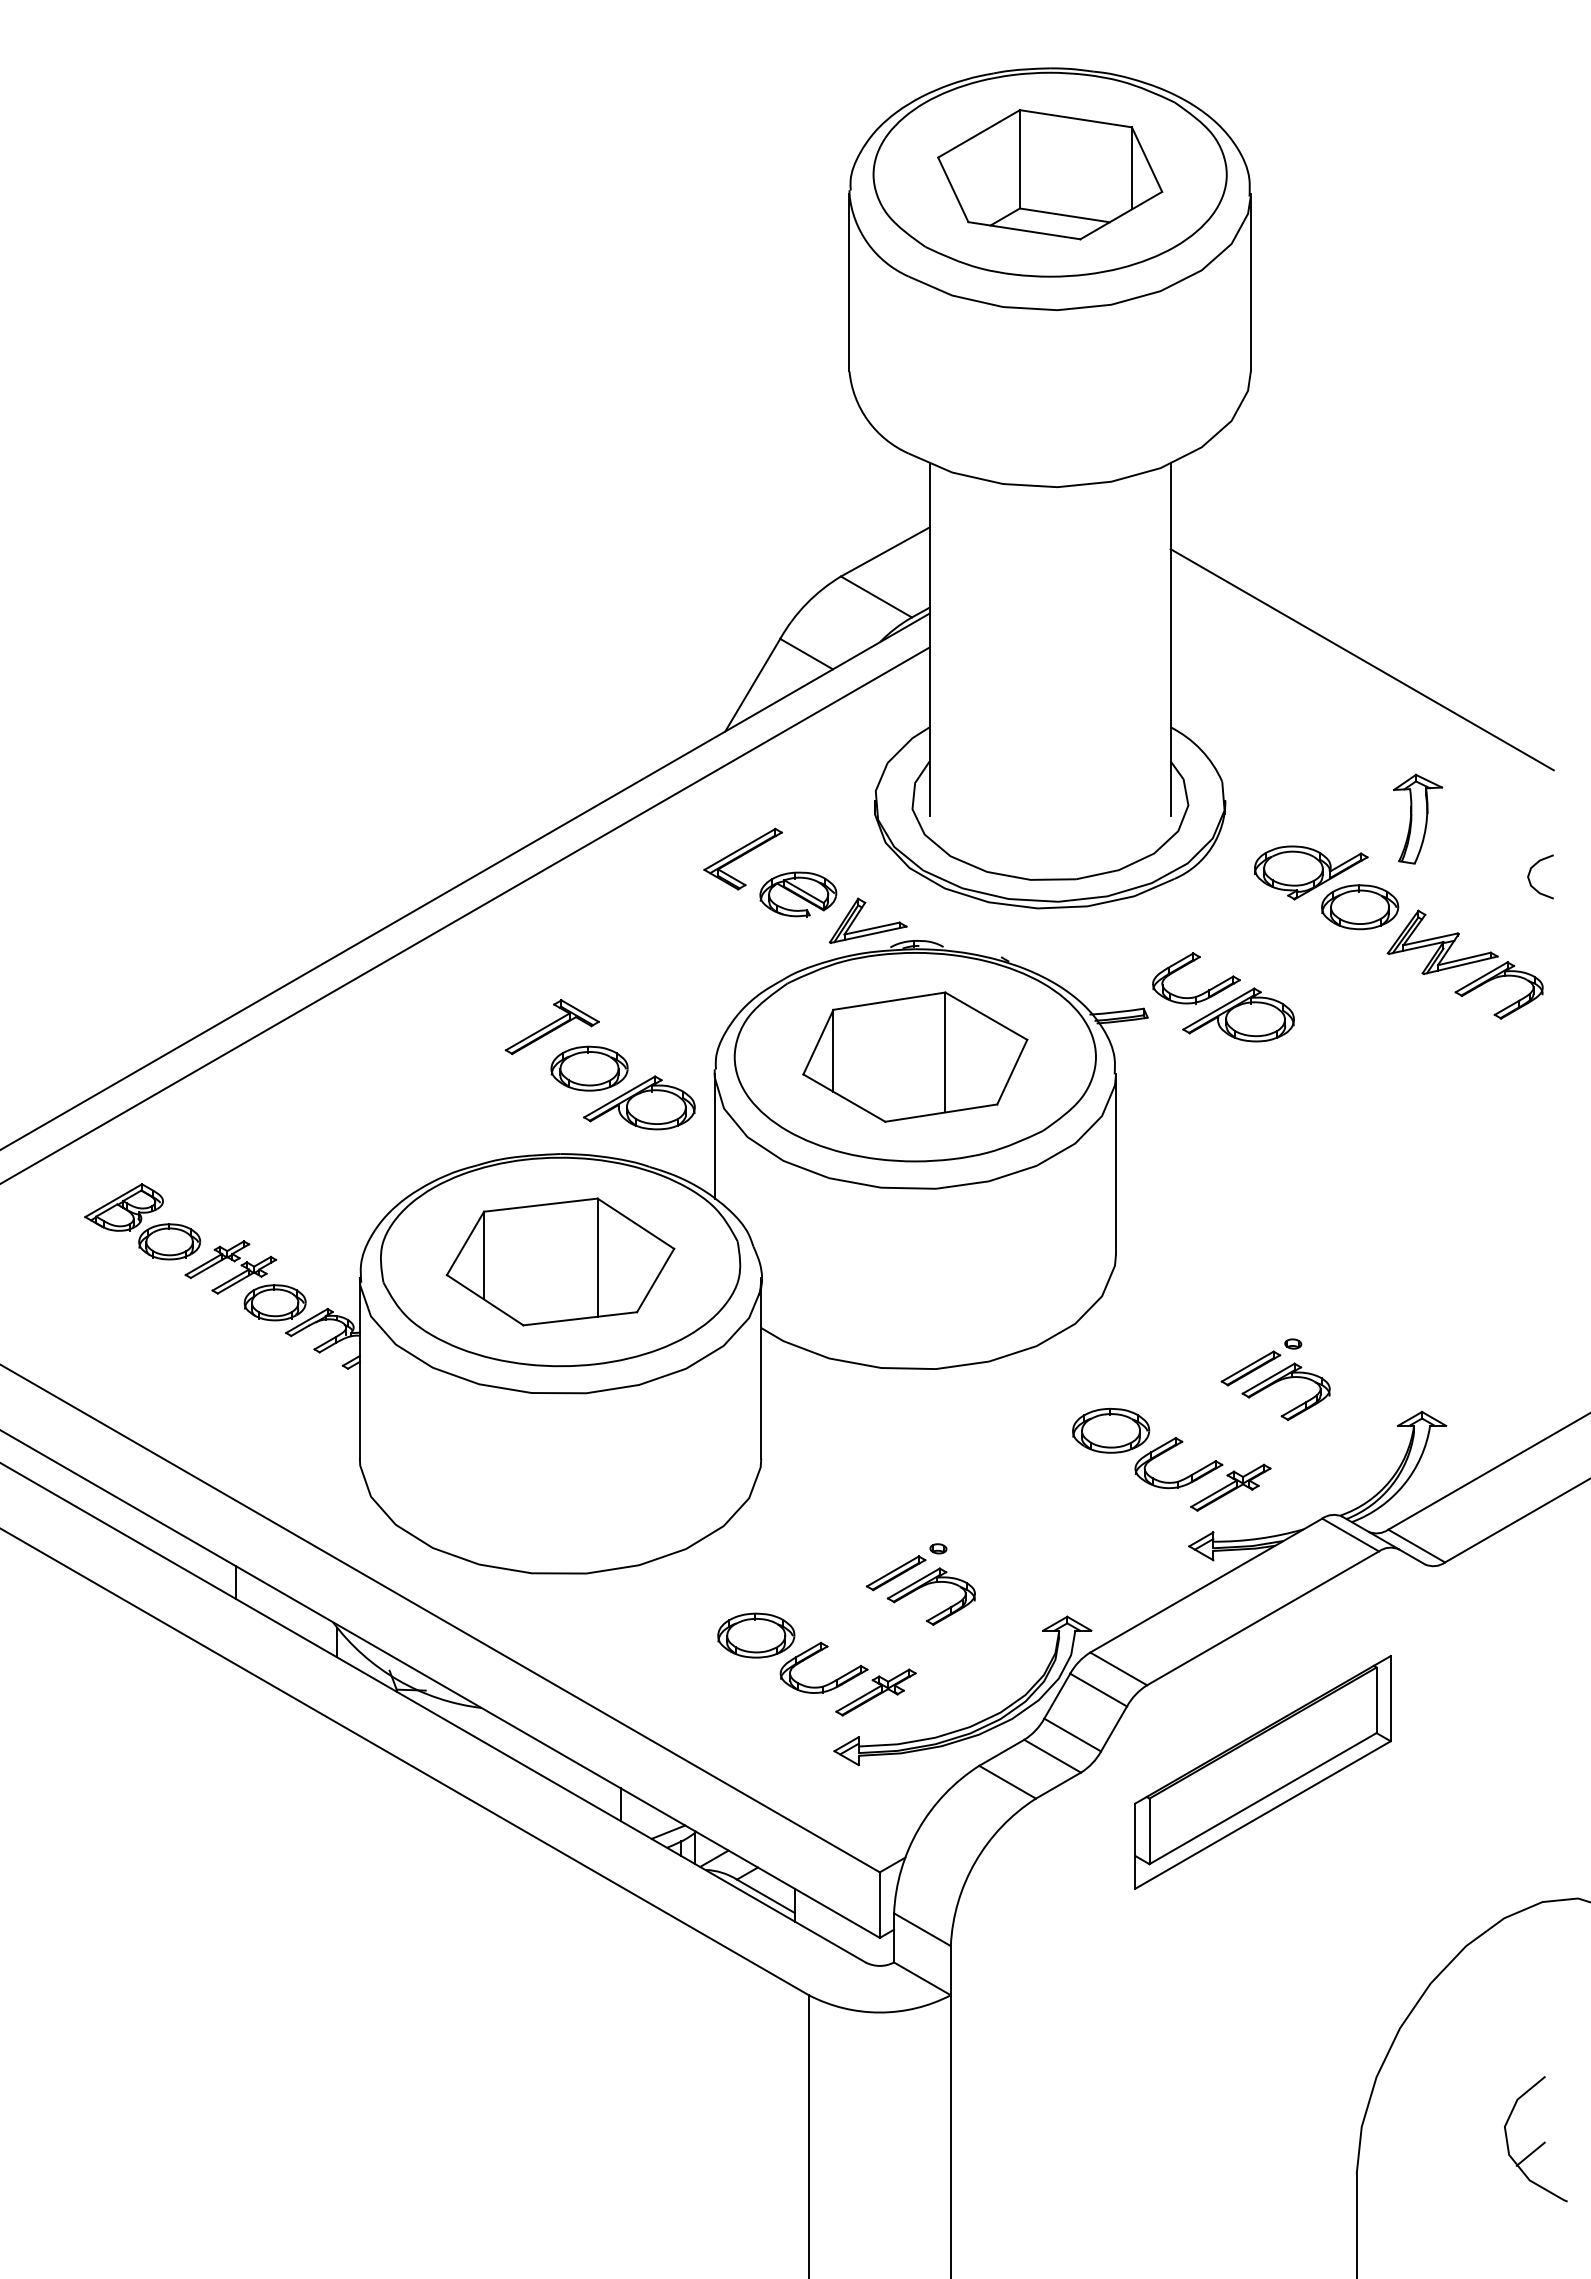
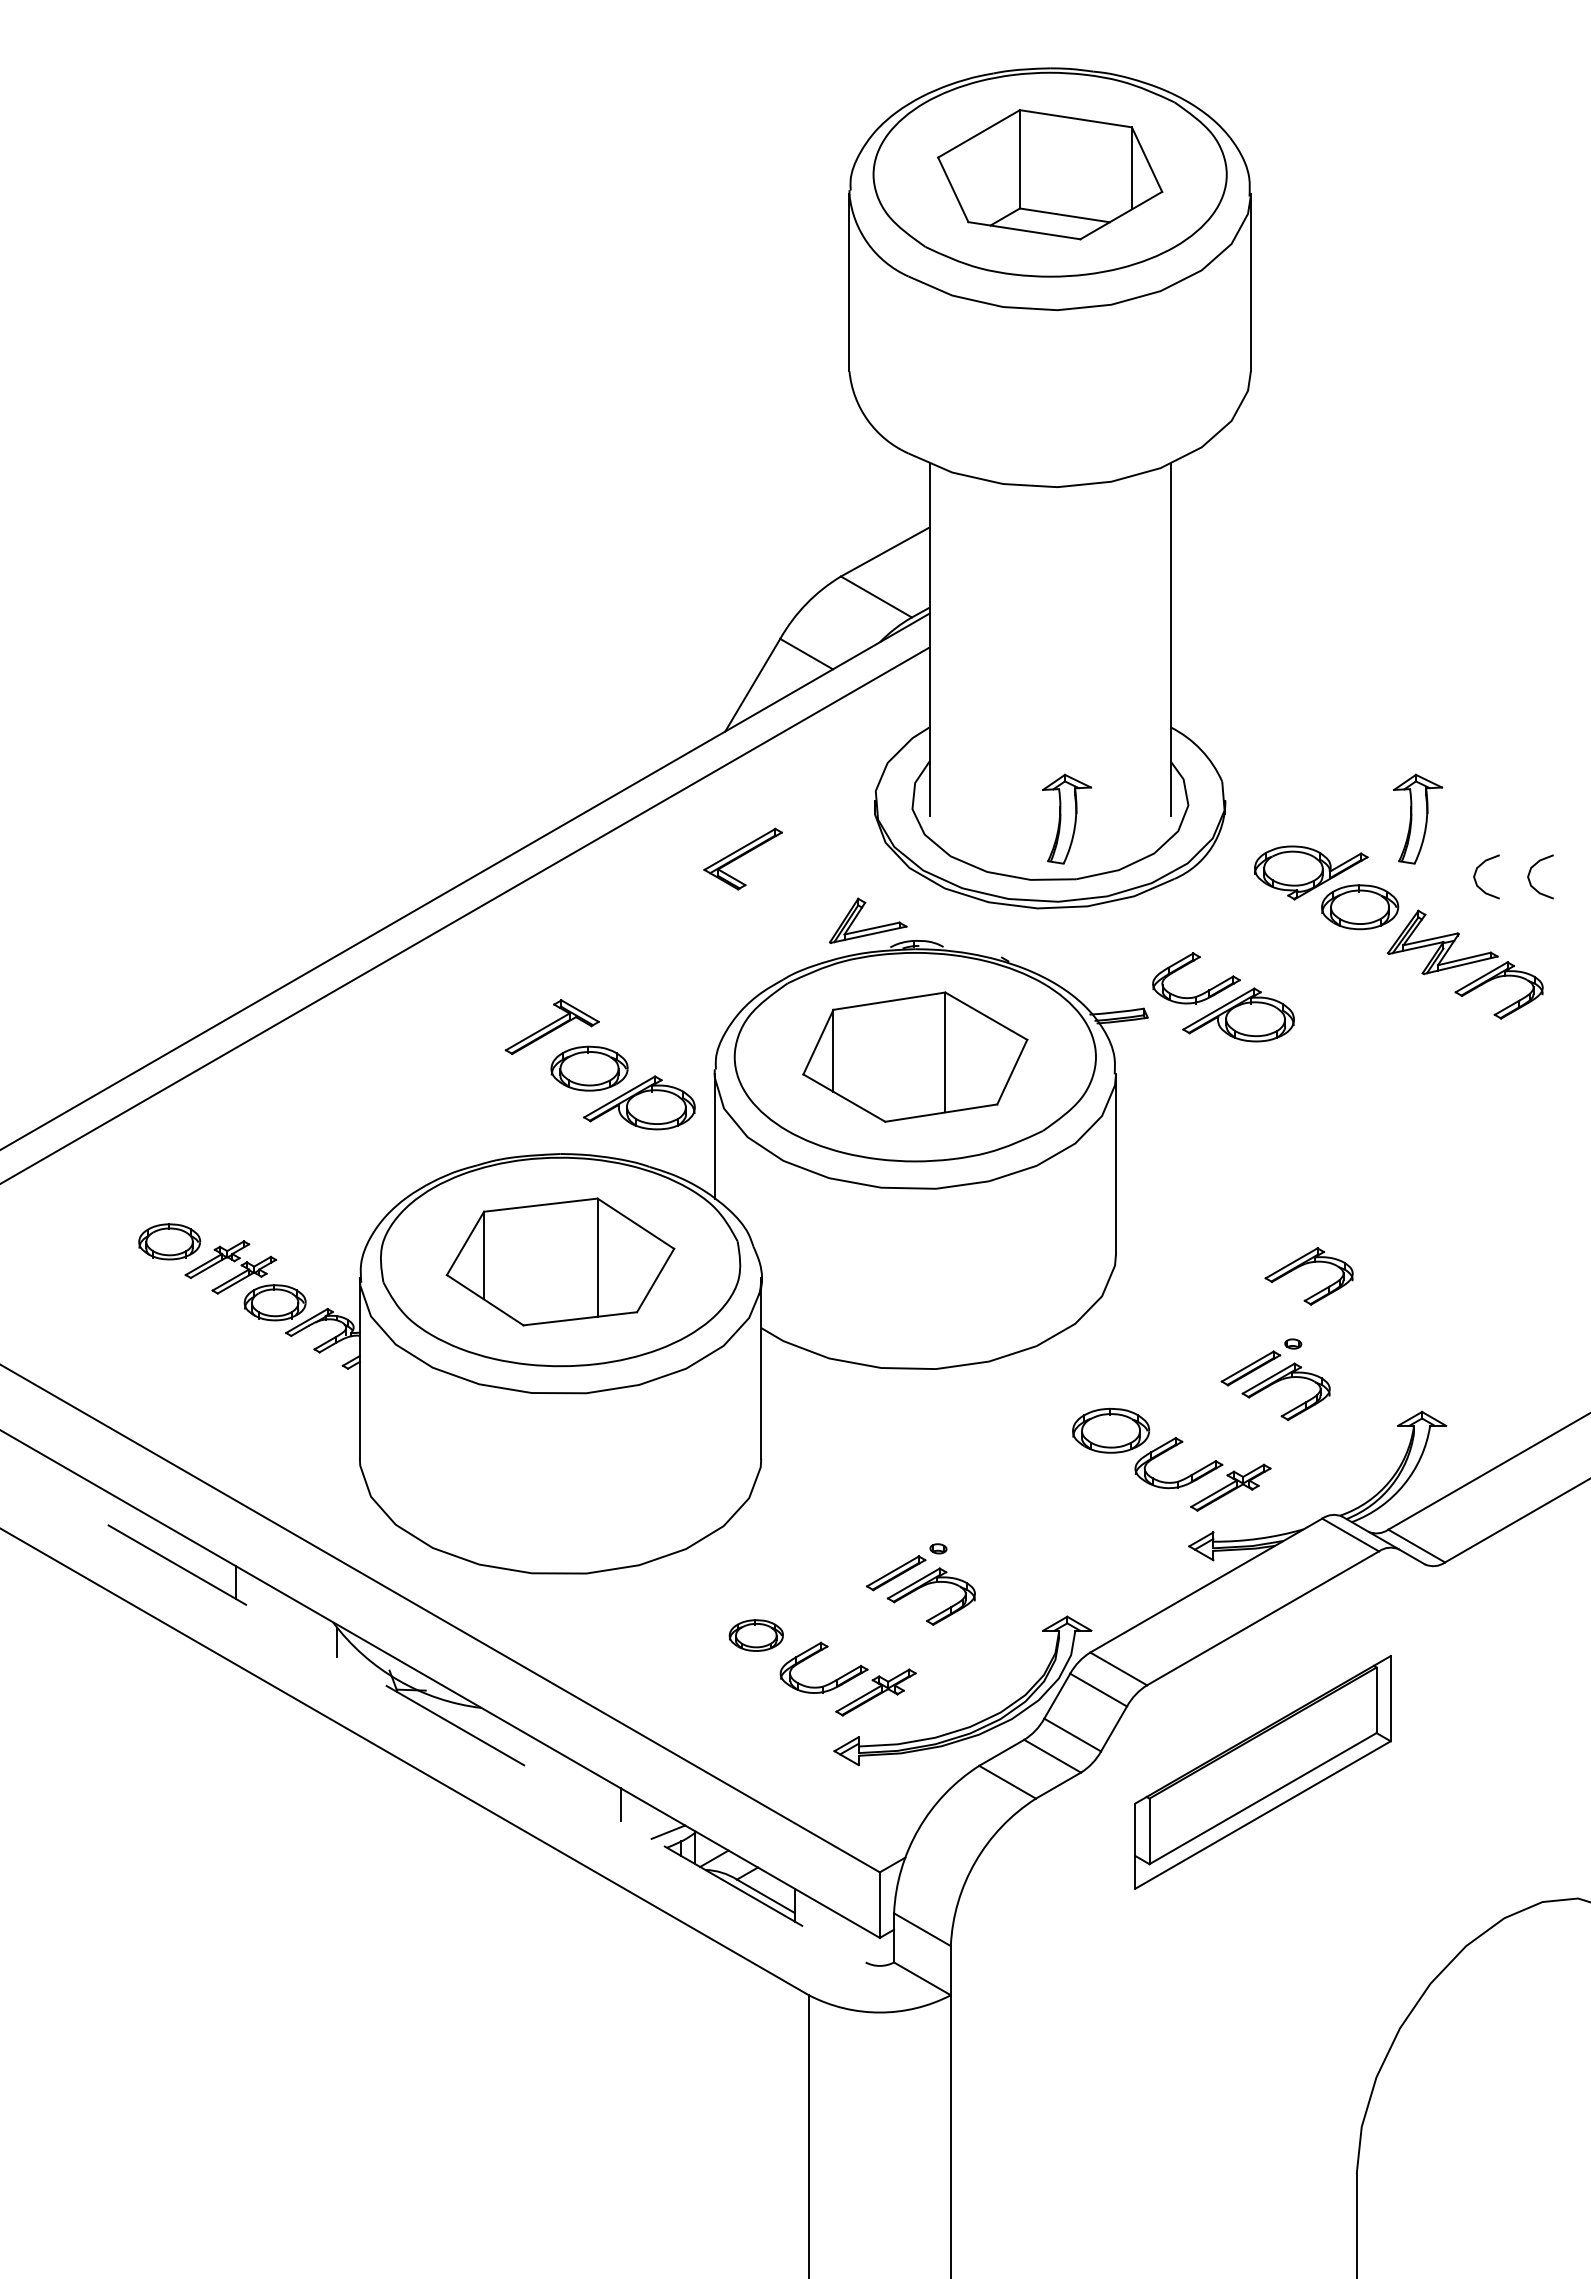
line: present -> none (1361, 659)
part: none -> present (1067, 818)
curve: none -> present (1476, 873)
part: present -> none (798, 894)
part: present -> none (123, 1207)
part: none -> present (1304, 1265)
part size: 79x47 px -> 56x33 px (755, 1635)
line: solid -> dashed (432, 1712)
part: present -> none (1540, 2144)
